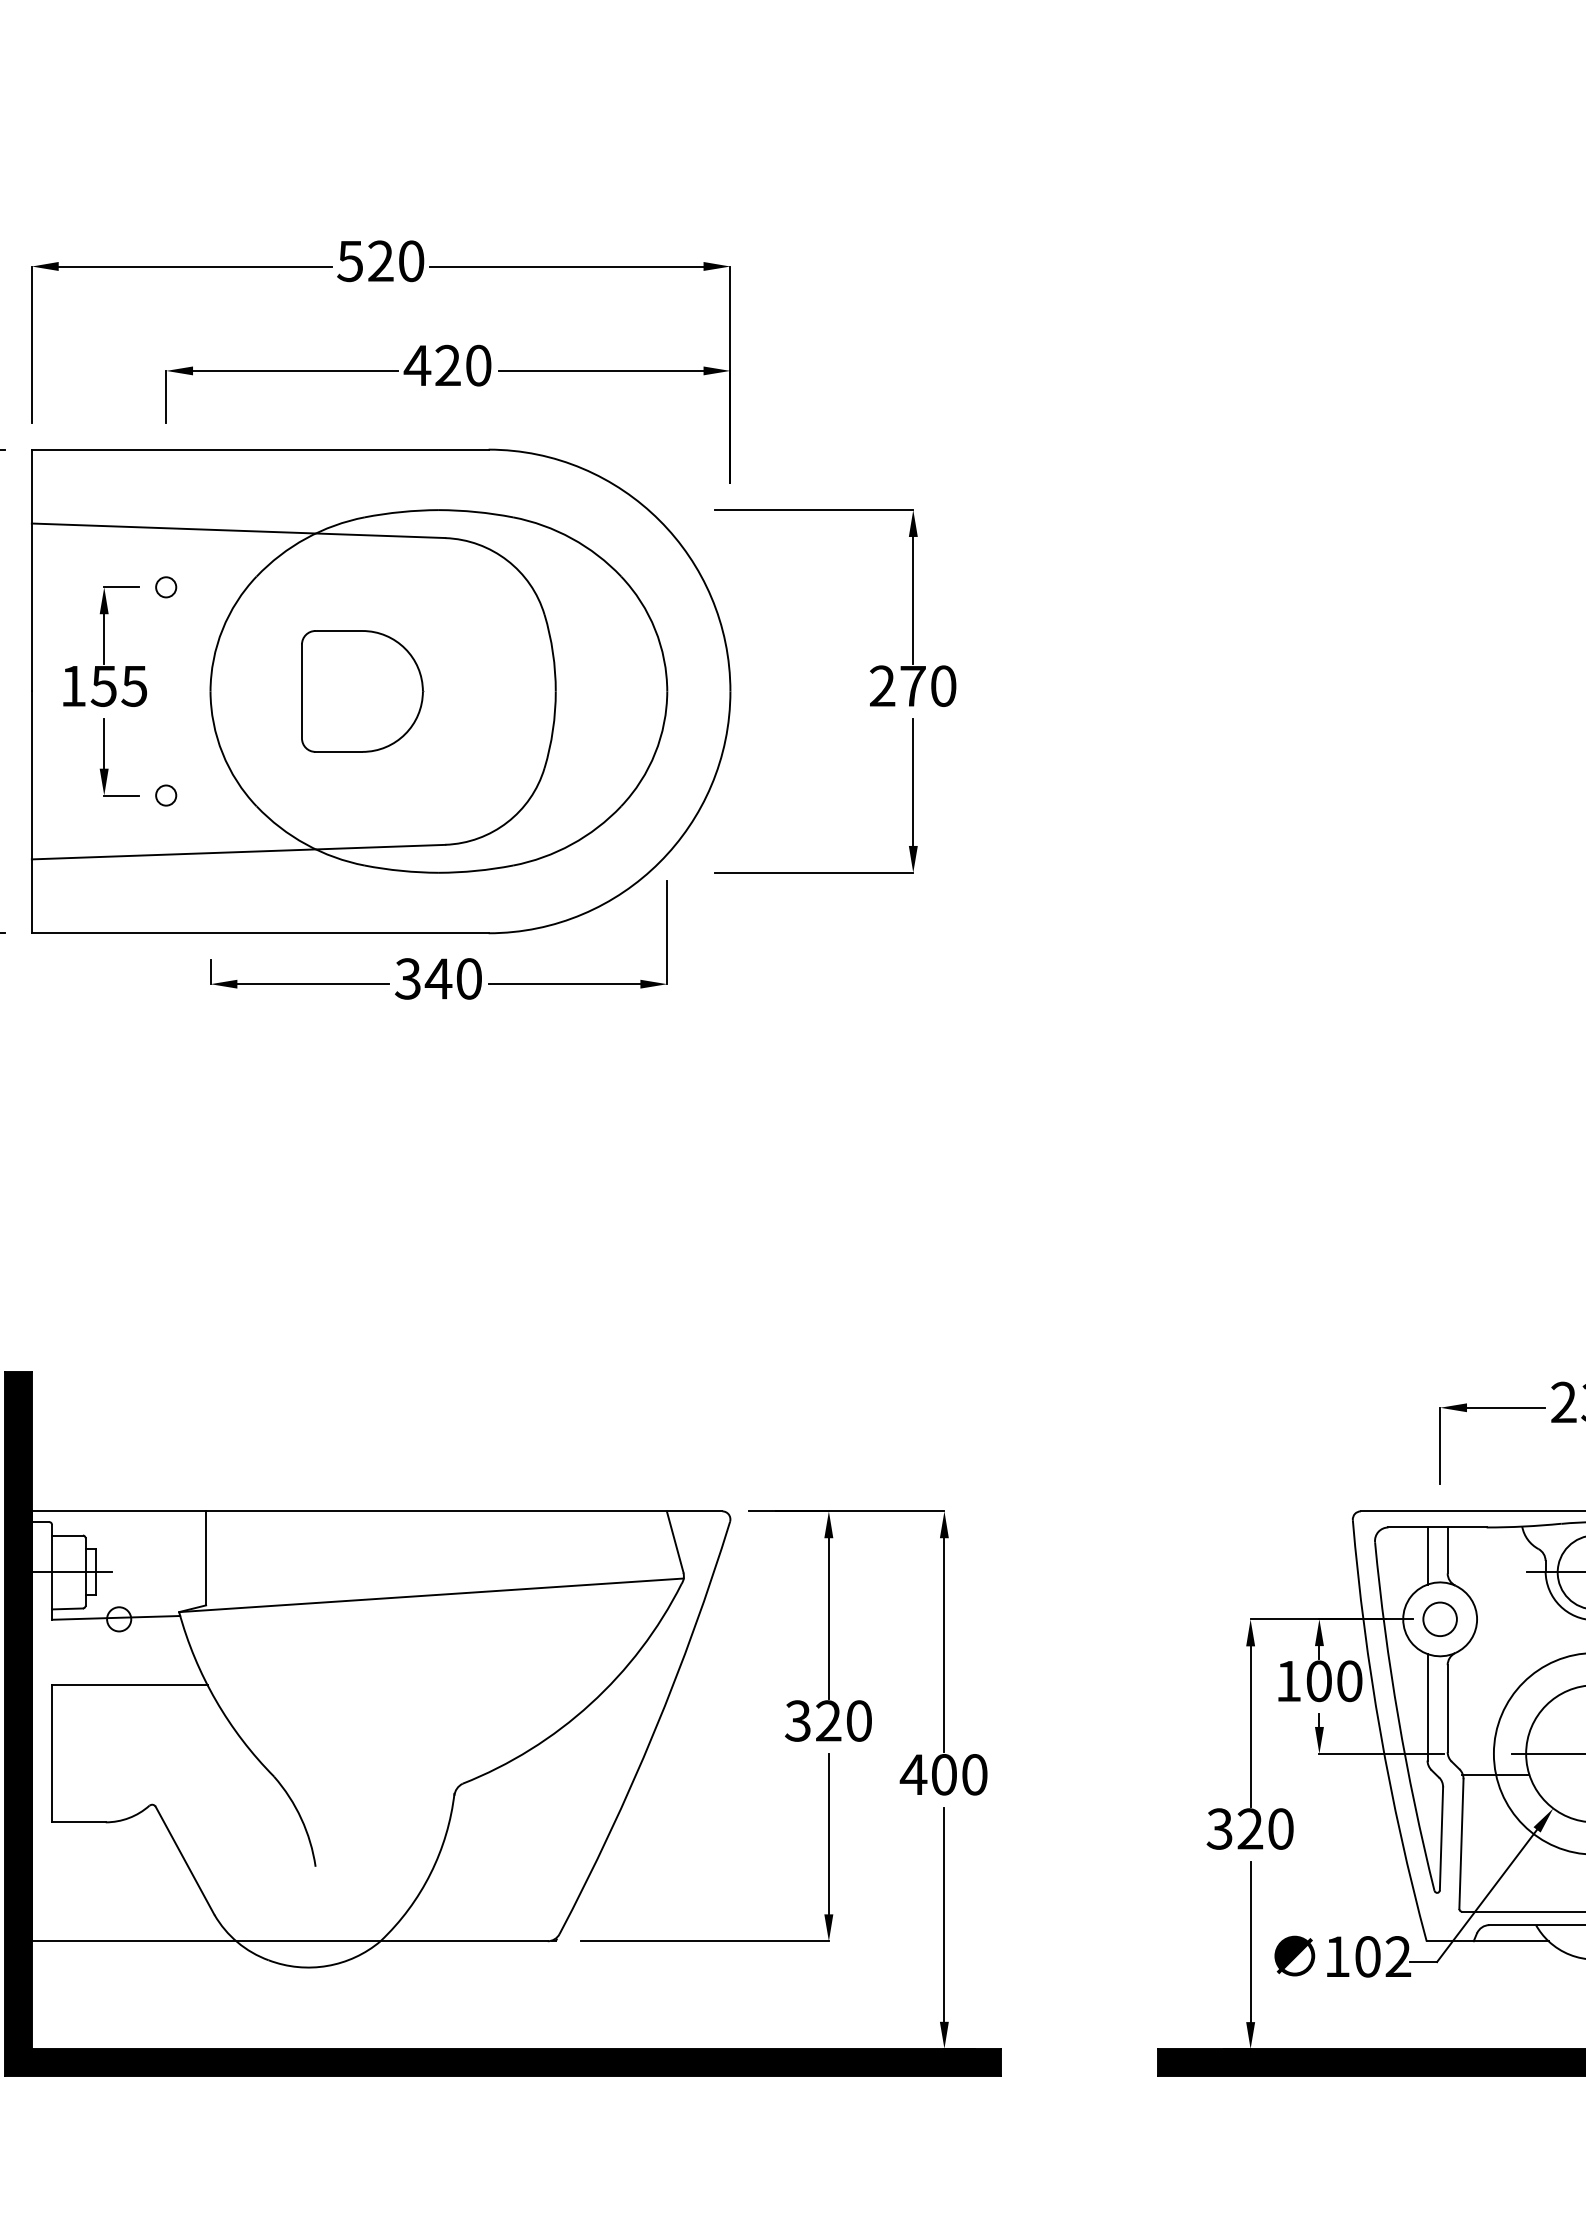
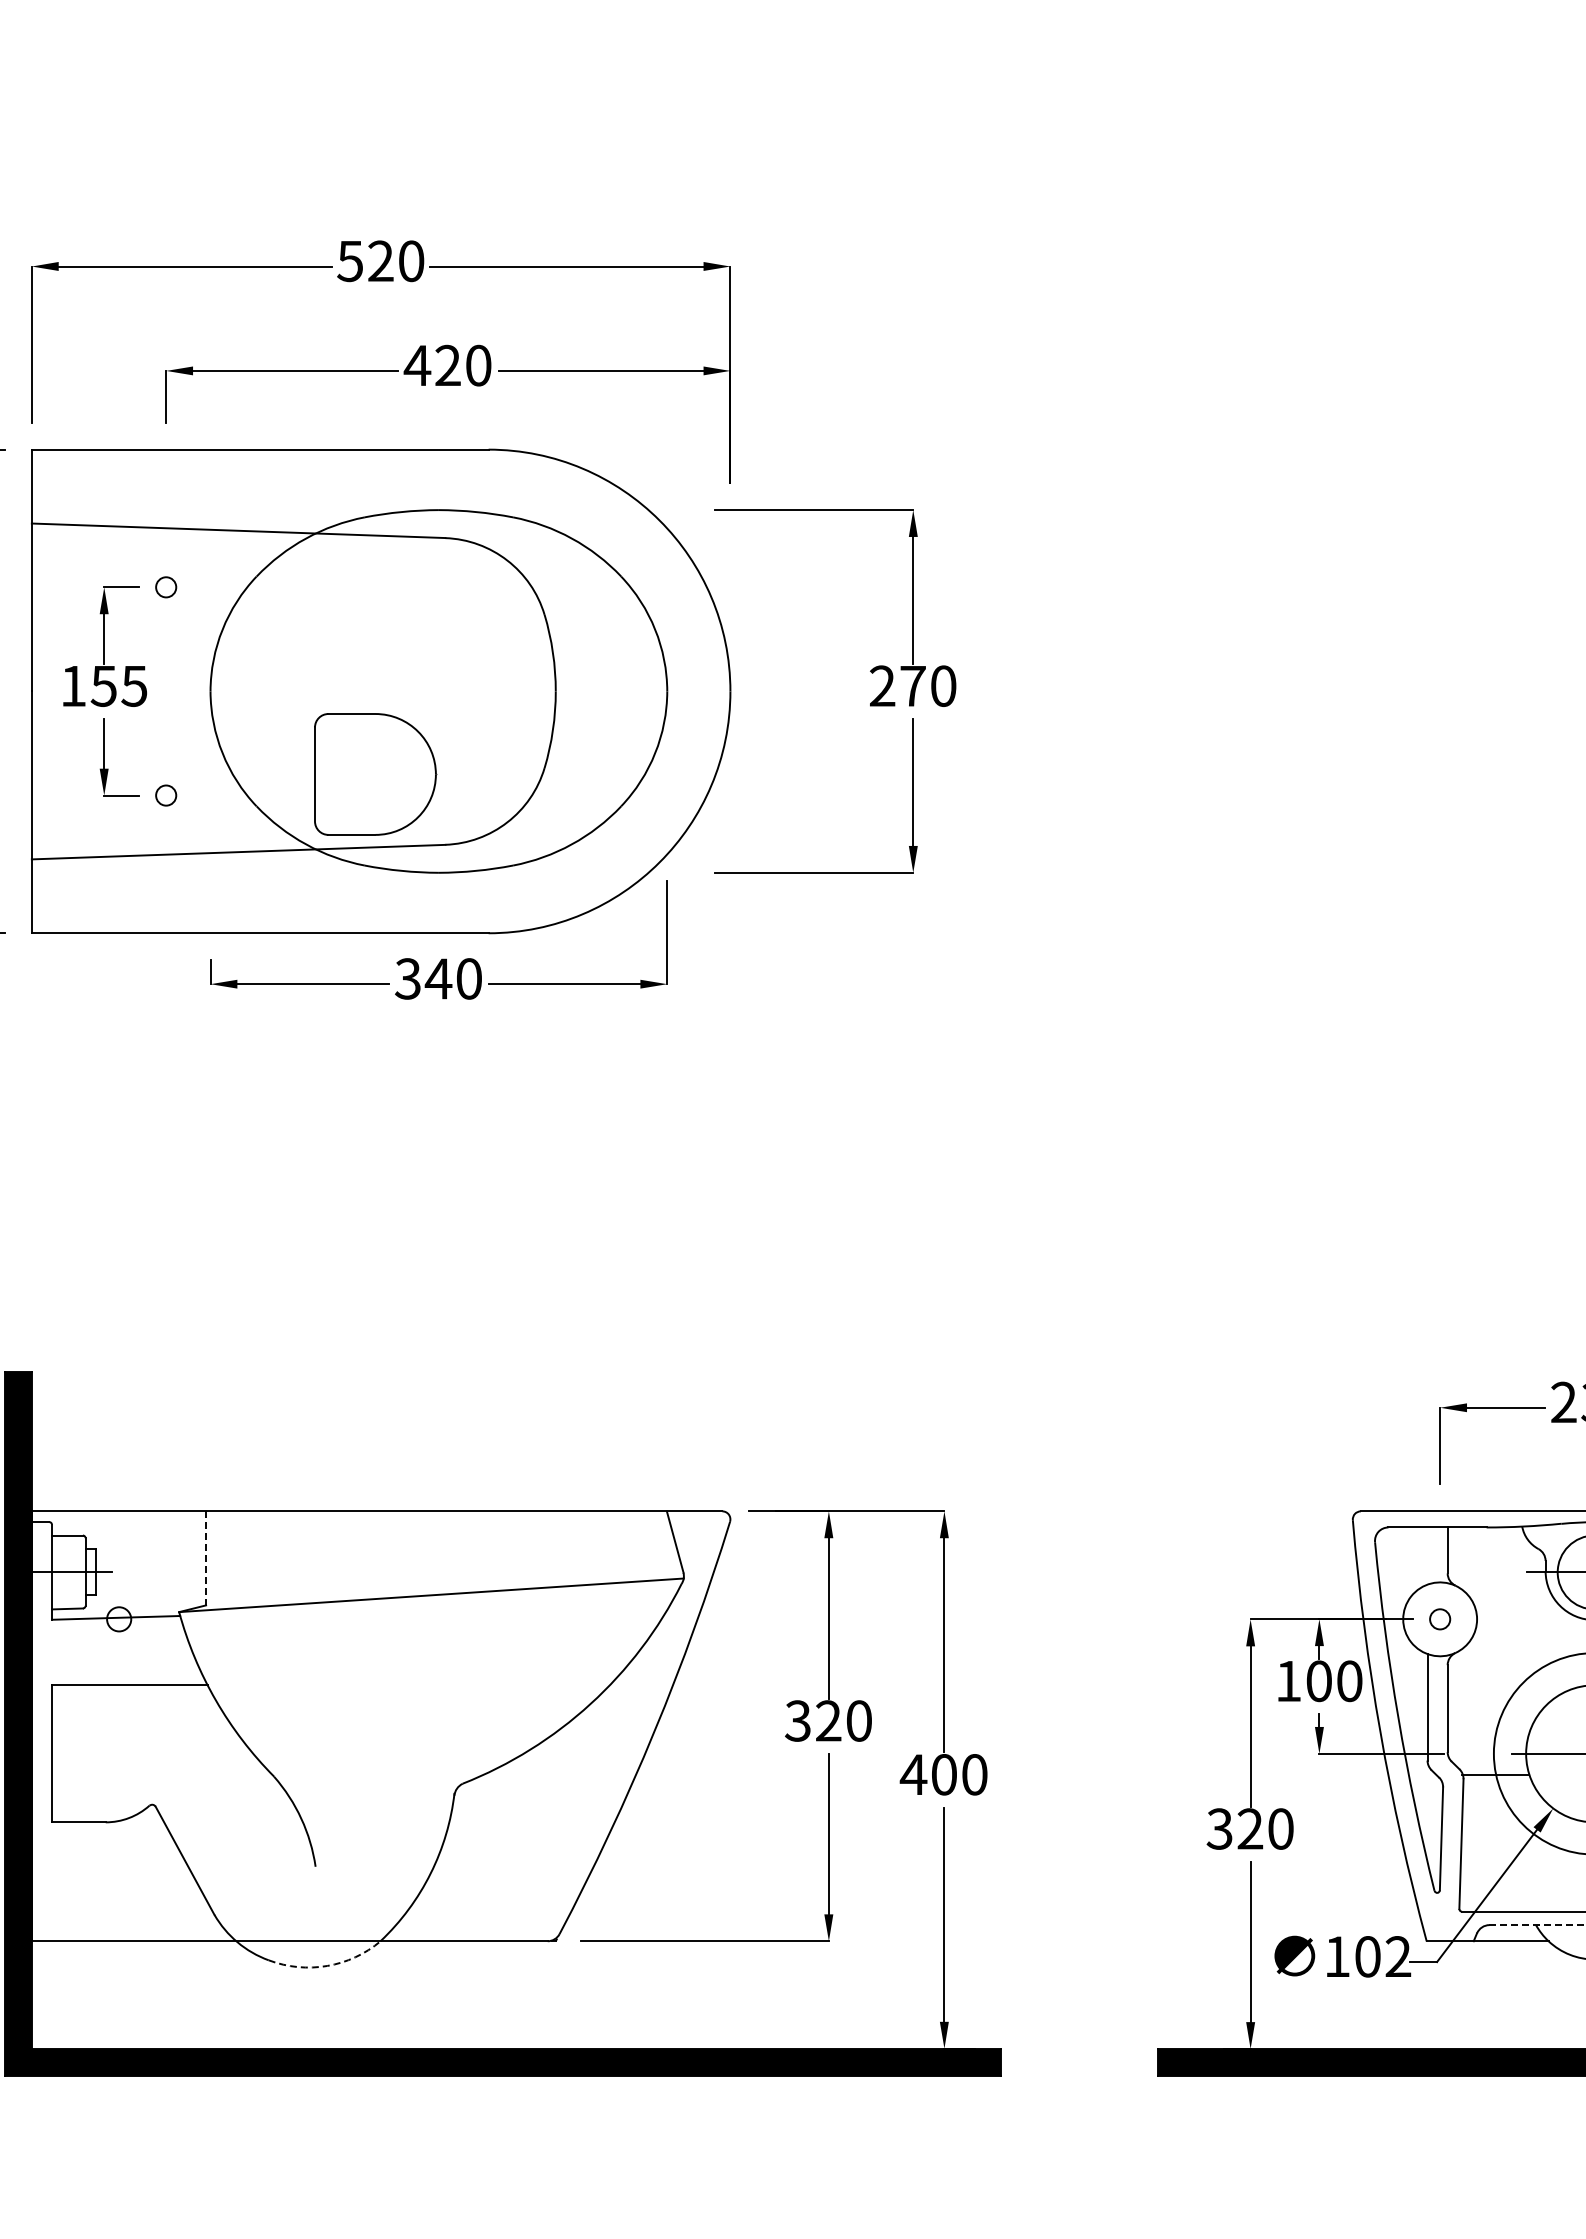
part position: (362, 691) -> (375, 774) (375, 774)
line: present -> none (1427, 1555)
line: solid -> dashed (206, 1558)
circle diameter: 34 px -> 20 px (1440, 1619)
line: solid -> dashed (1537, 1925)
arc: solid -> dashed (327, 1965)
